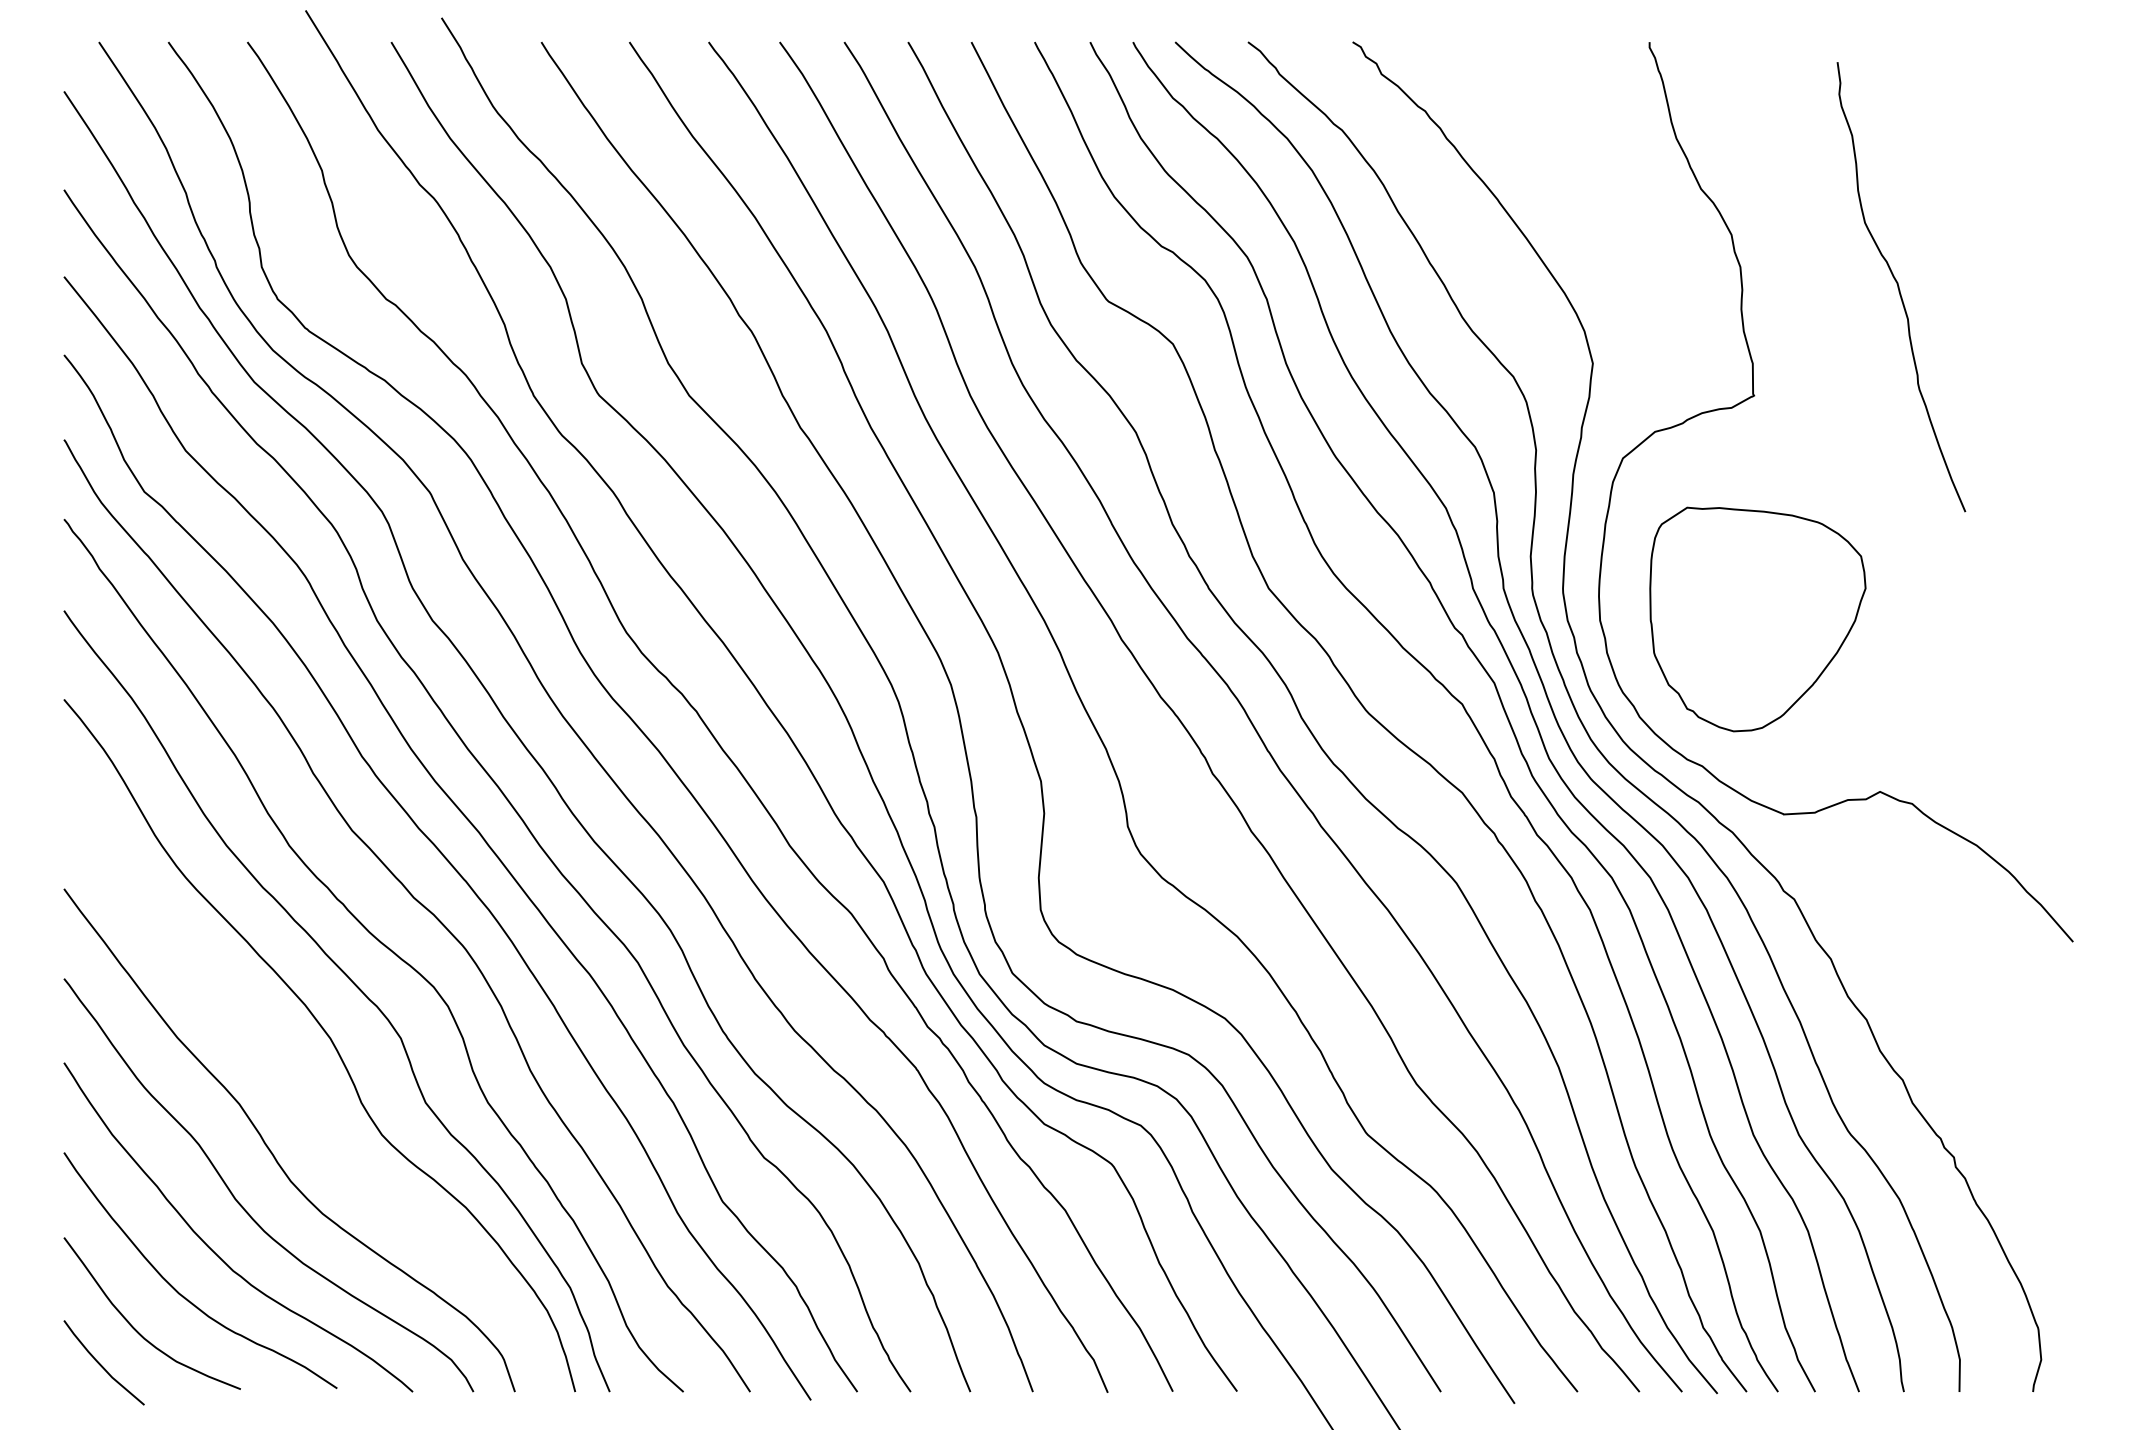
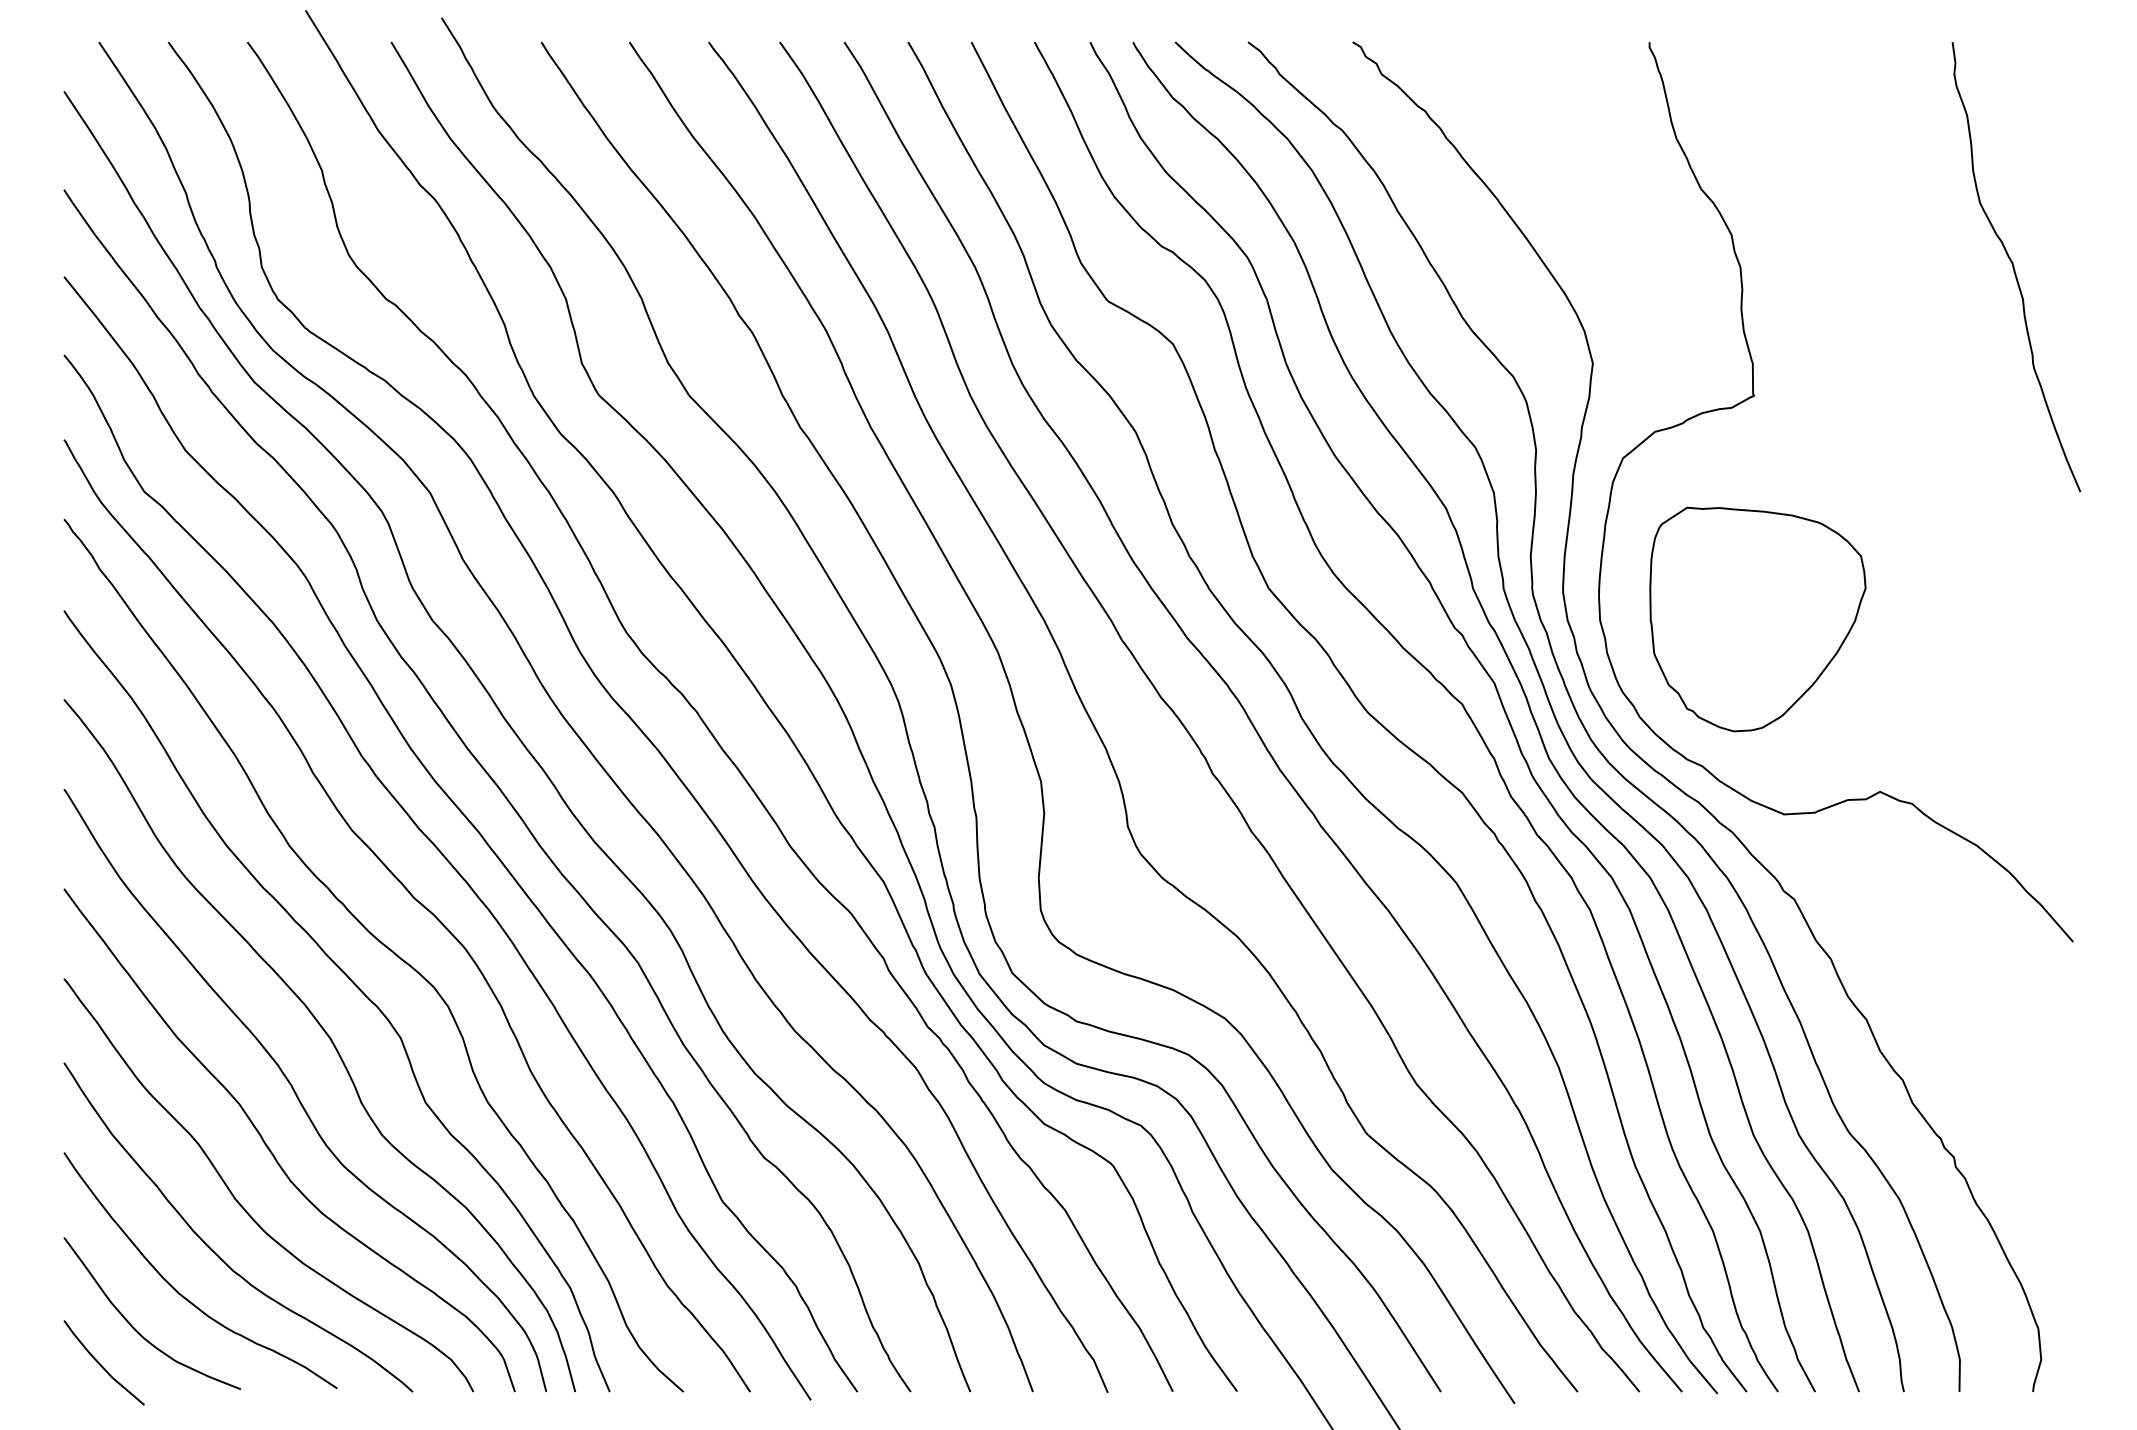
curve position: (1899, 287) -> (2014, 267) (2014, 267)
curve: none -> present (297, 1094)
